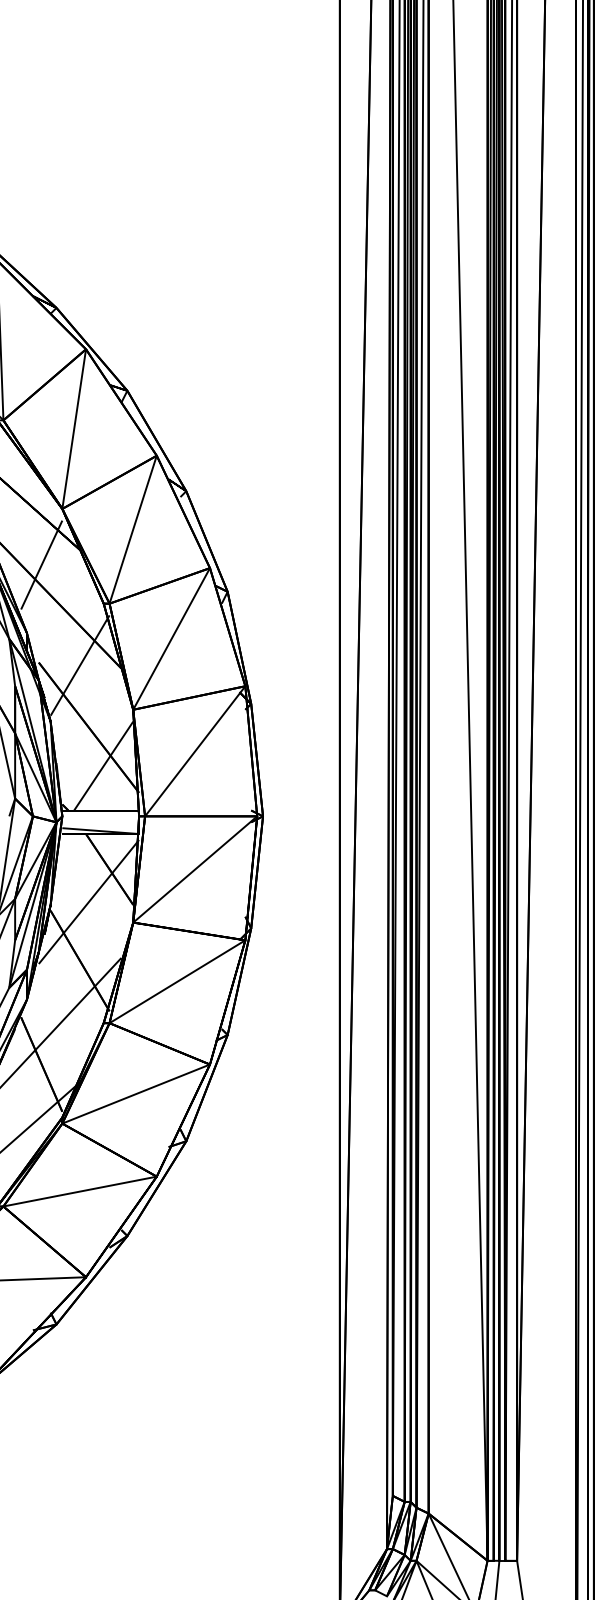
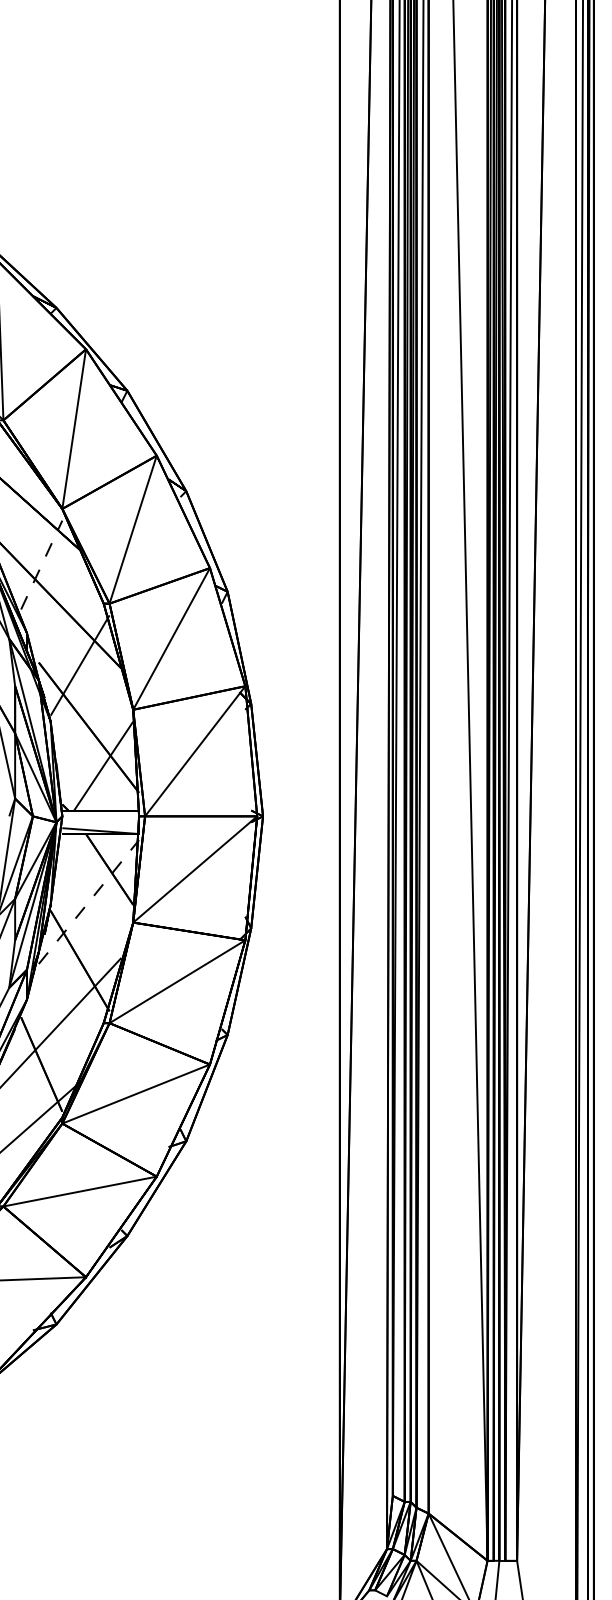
line: solid -> dashed (41, 565)
line: solid -> dashed (88, 902)
